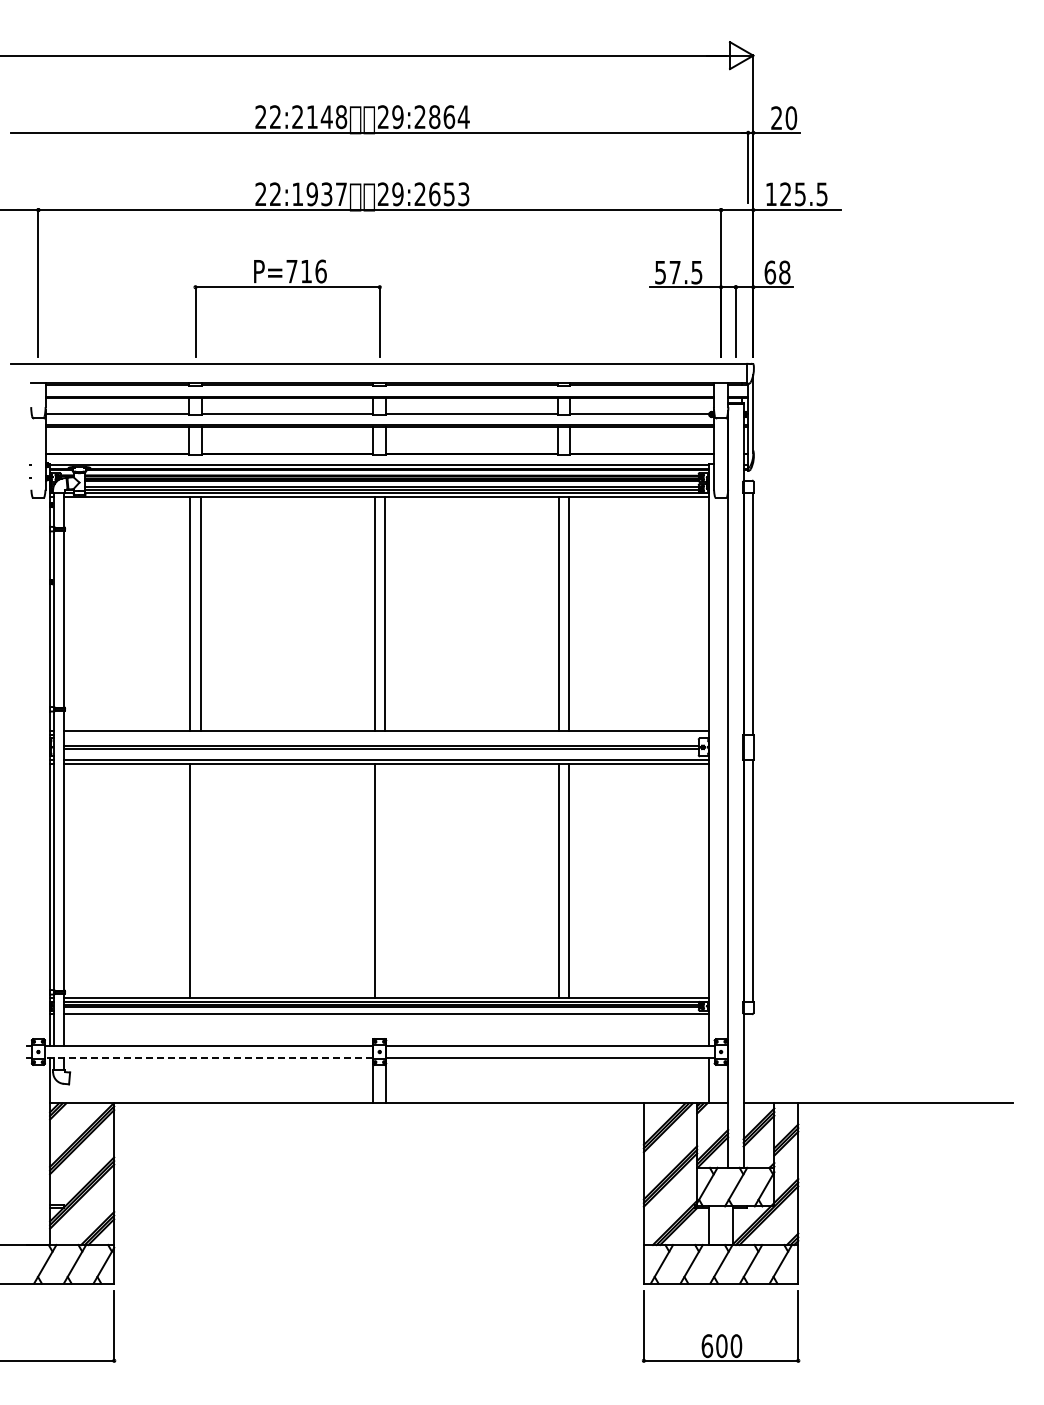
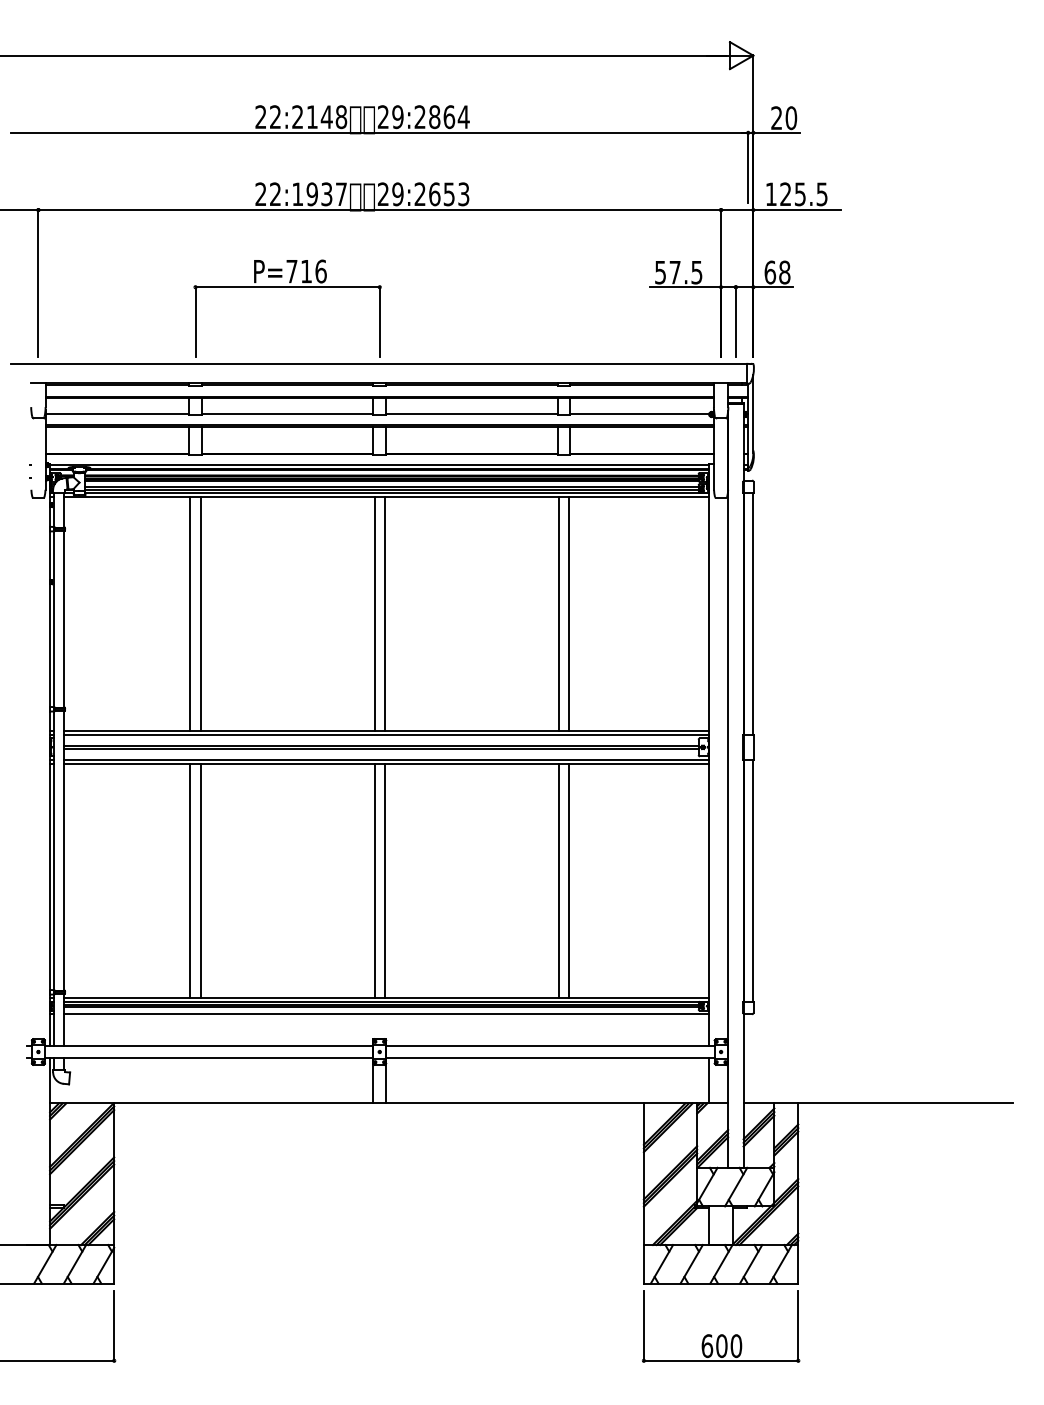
line: none -> present (386, 734)
line: none -> present (200, 880)
line: none -> present (384, 880)
line: dashed -> solid (208, 1058)
